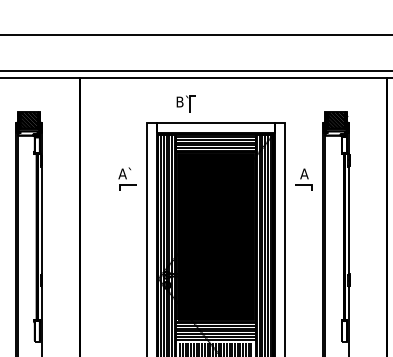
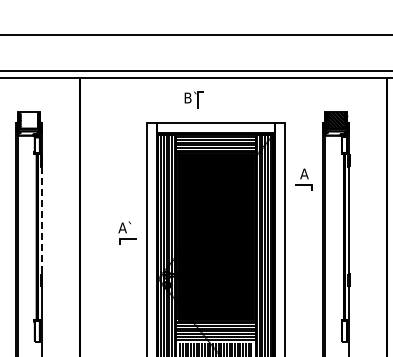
part position: (185, 103) -> (193, 99) (193, 99)
hatch: present -> none (28, 120)
part position: (127, 178) -> (127, 232) (127, 232)
line: solid -> dashed (42, 220)
